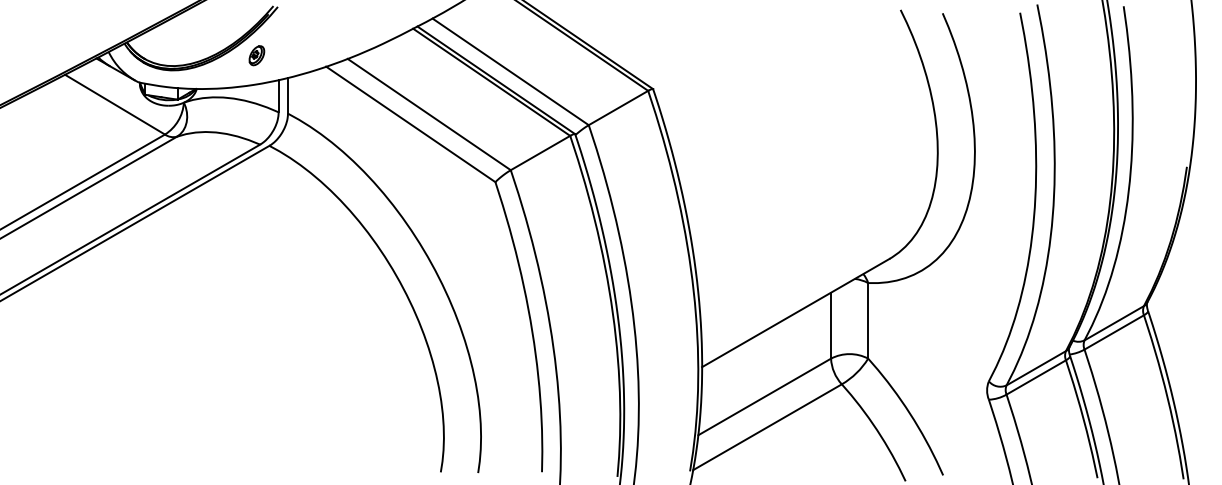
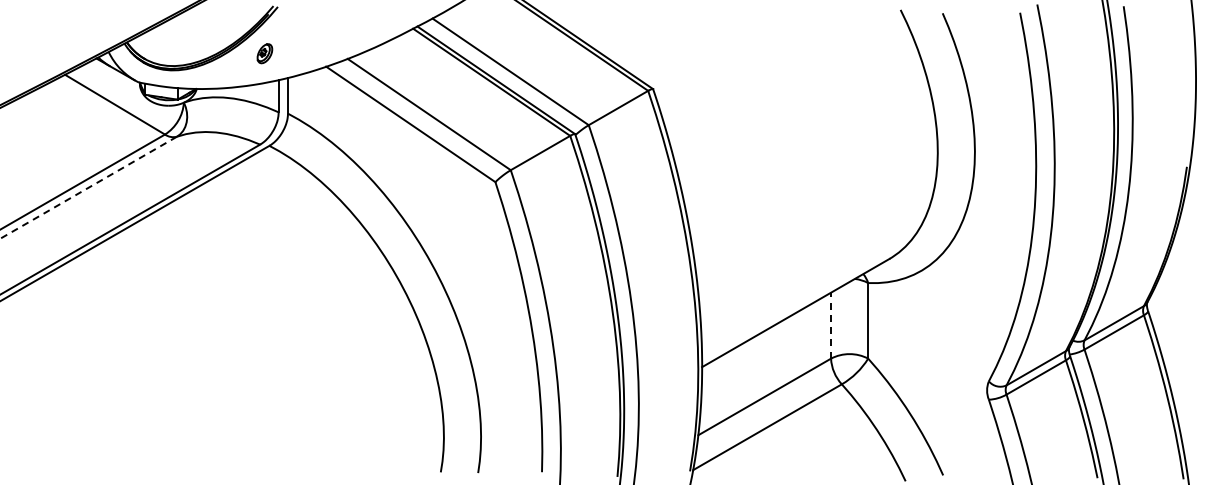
part position: (256, 55) -> (264, 53) (264, 53)
line: solid -> dashed (88, 187)
line: solid -> dashed (831, 325)
